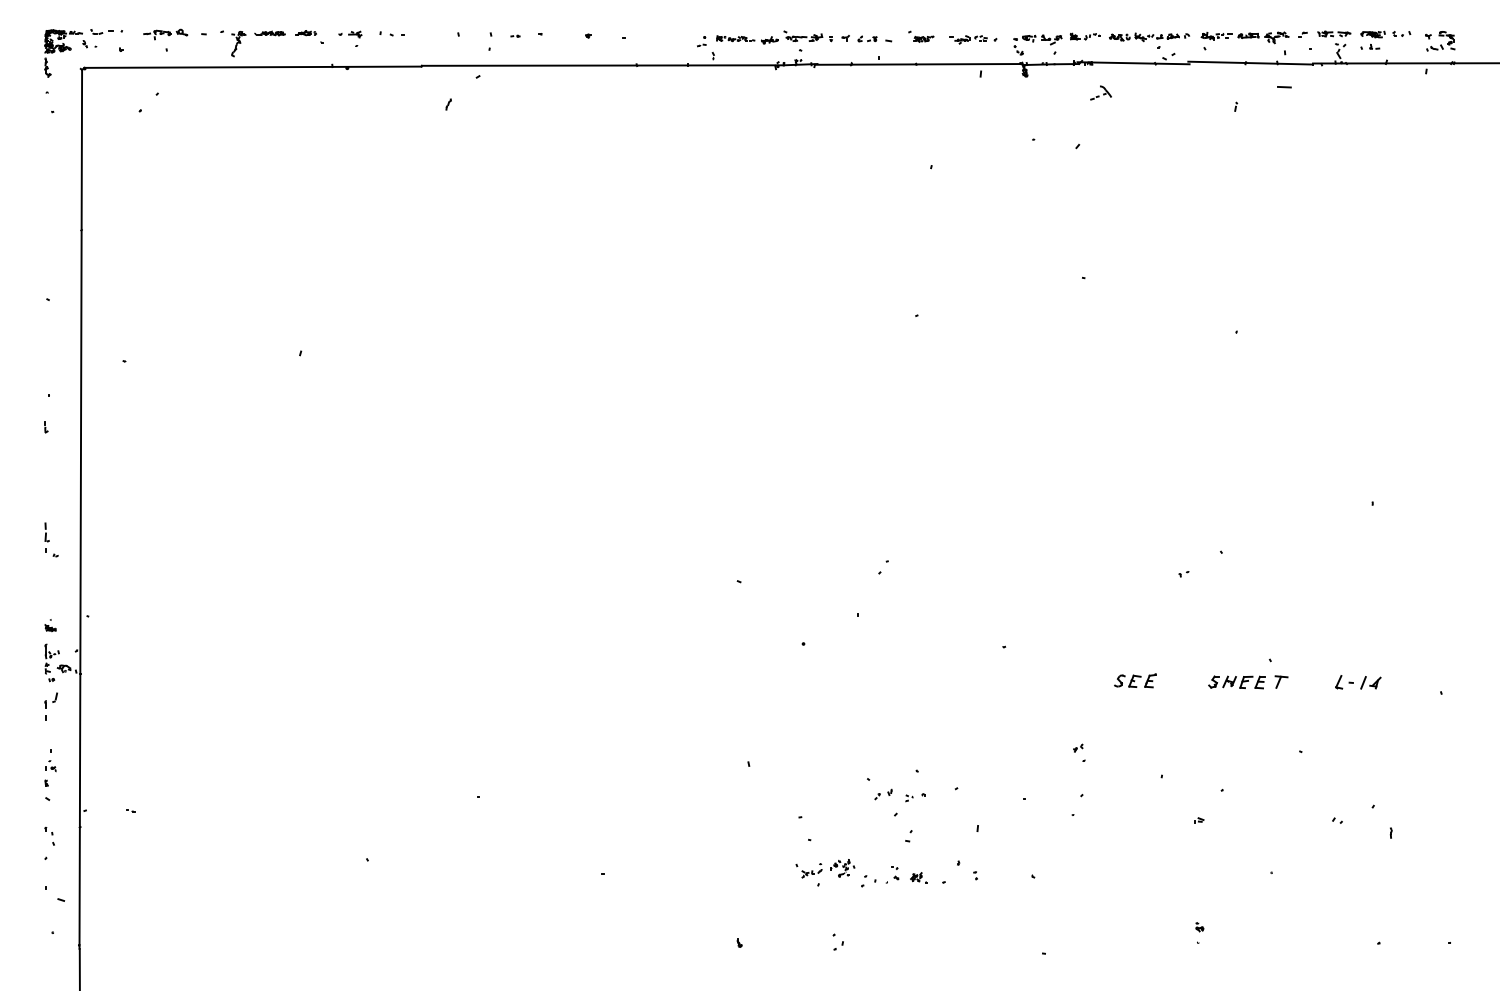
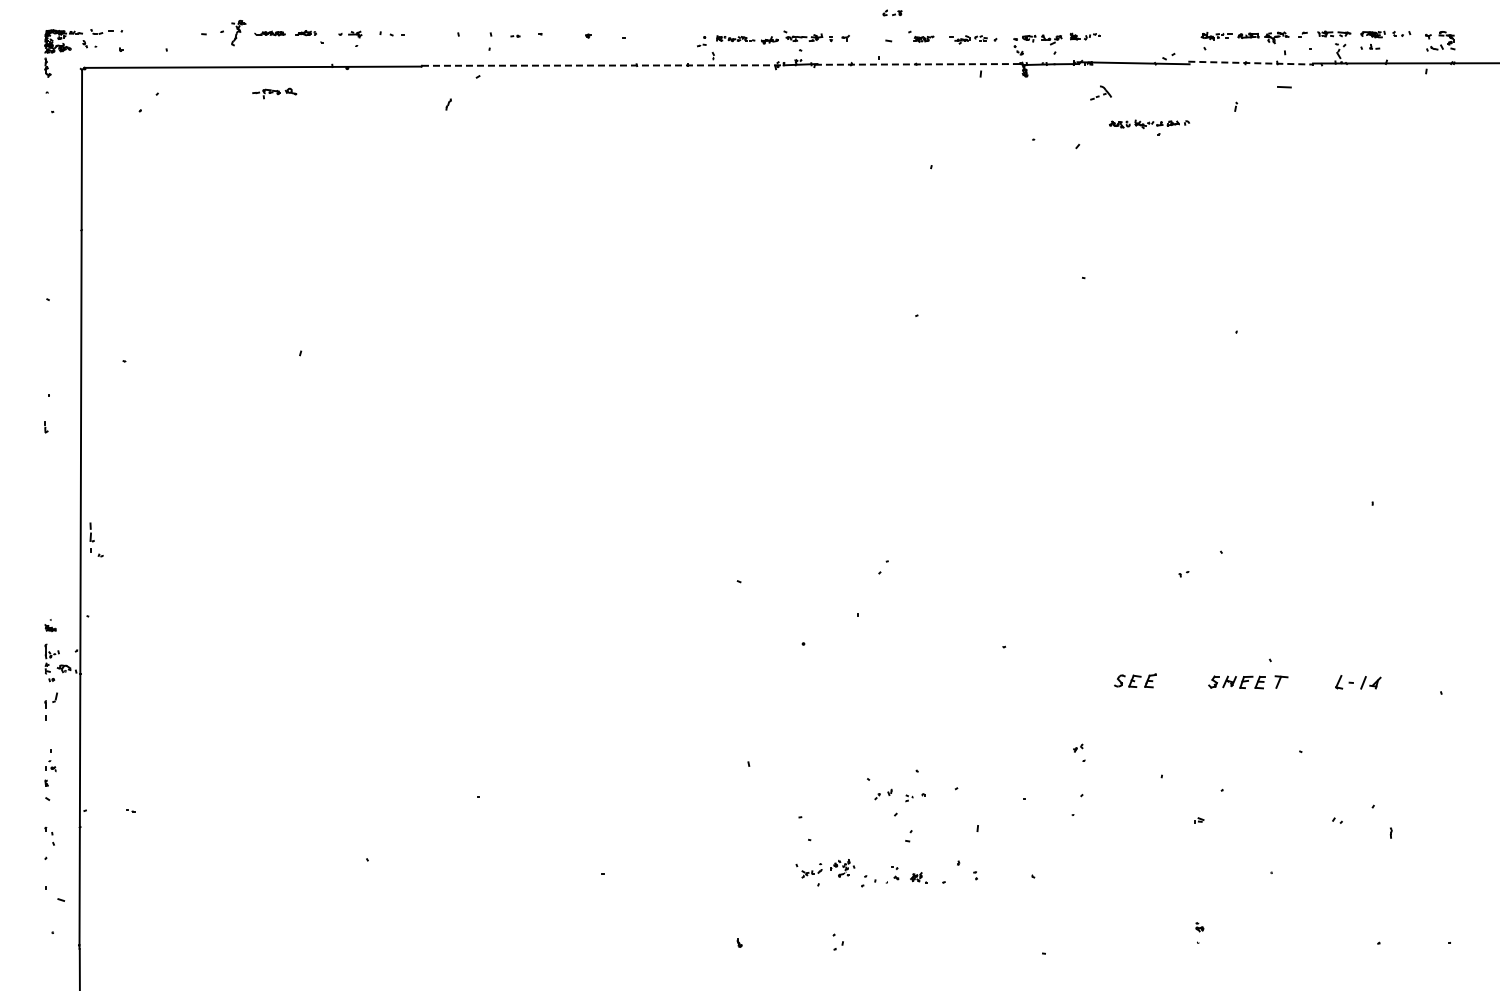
part position: (165, 34) -> (274, 93) (274, 93)
part position: (867, 38) -> (892, 12) (892, 12)
part position: (1149, 40) -> (1149, 127) (1149, 127)
part position: (238, 44) -> (238, 33) (238, 33)
line: solid -> dashed (1251, 63)
line: solid -> dashed (917, 64)
line: solid -> dashed (602, 65)
part position: (51, 539) -> (96, 539) (96, 539)
